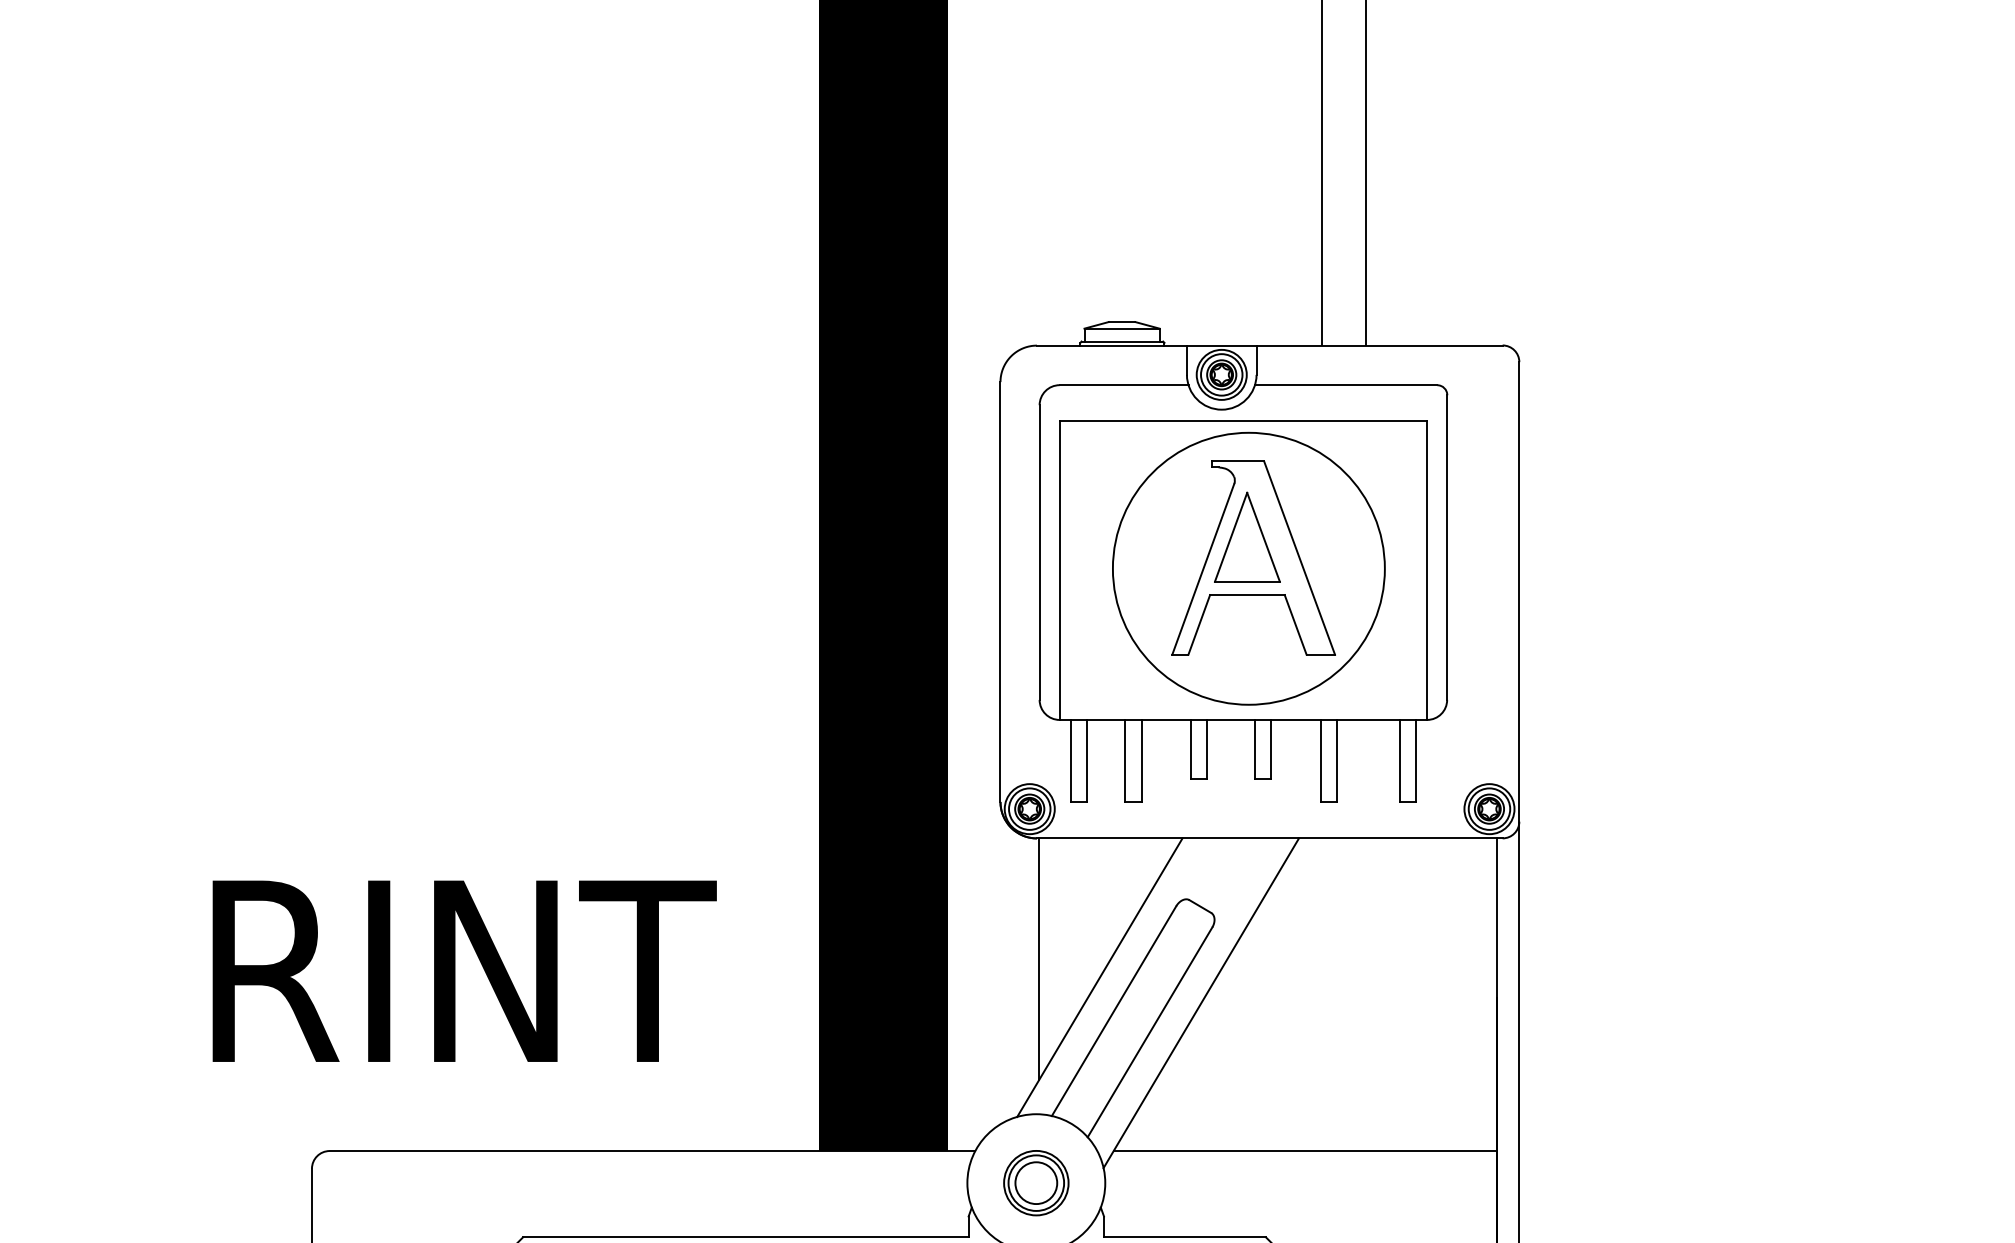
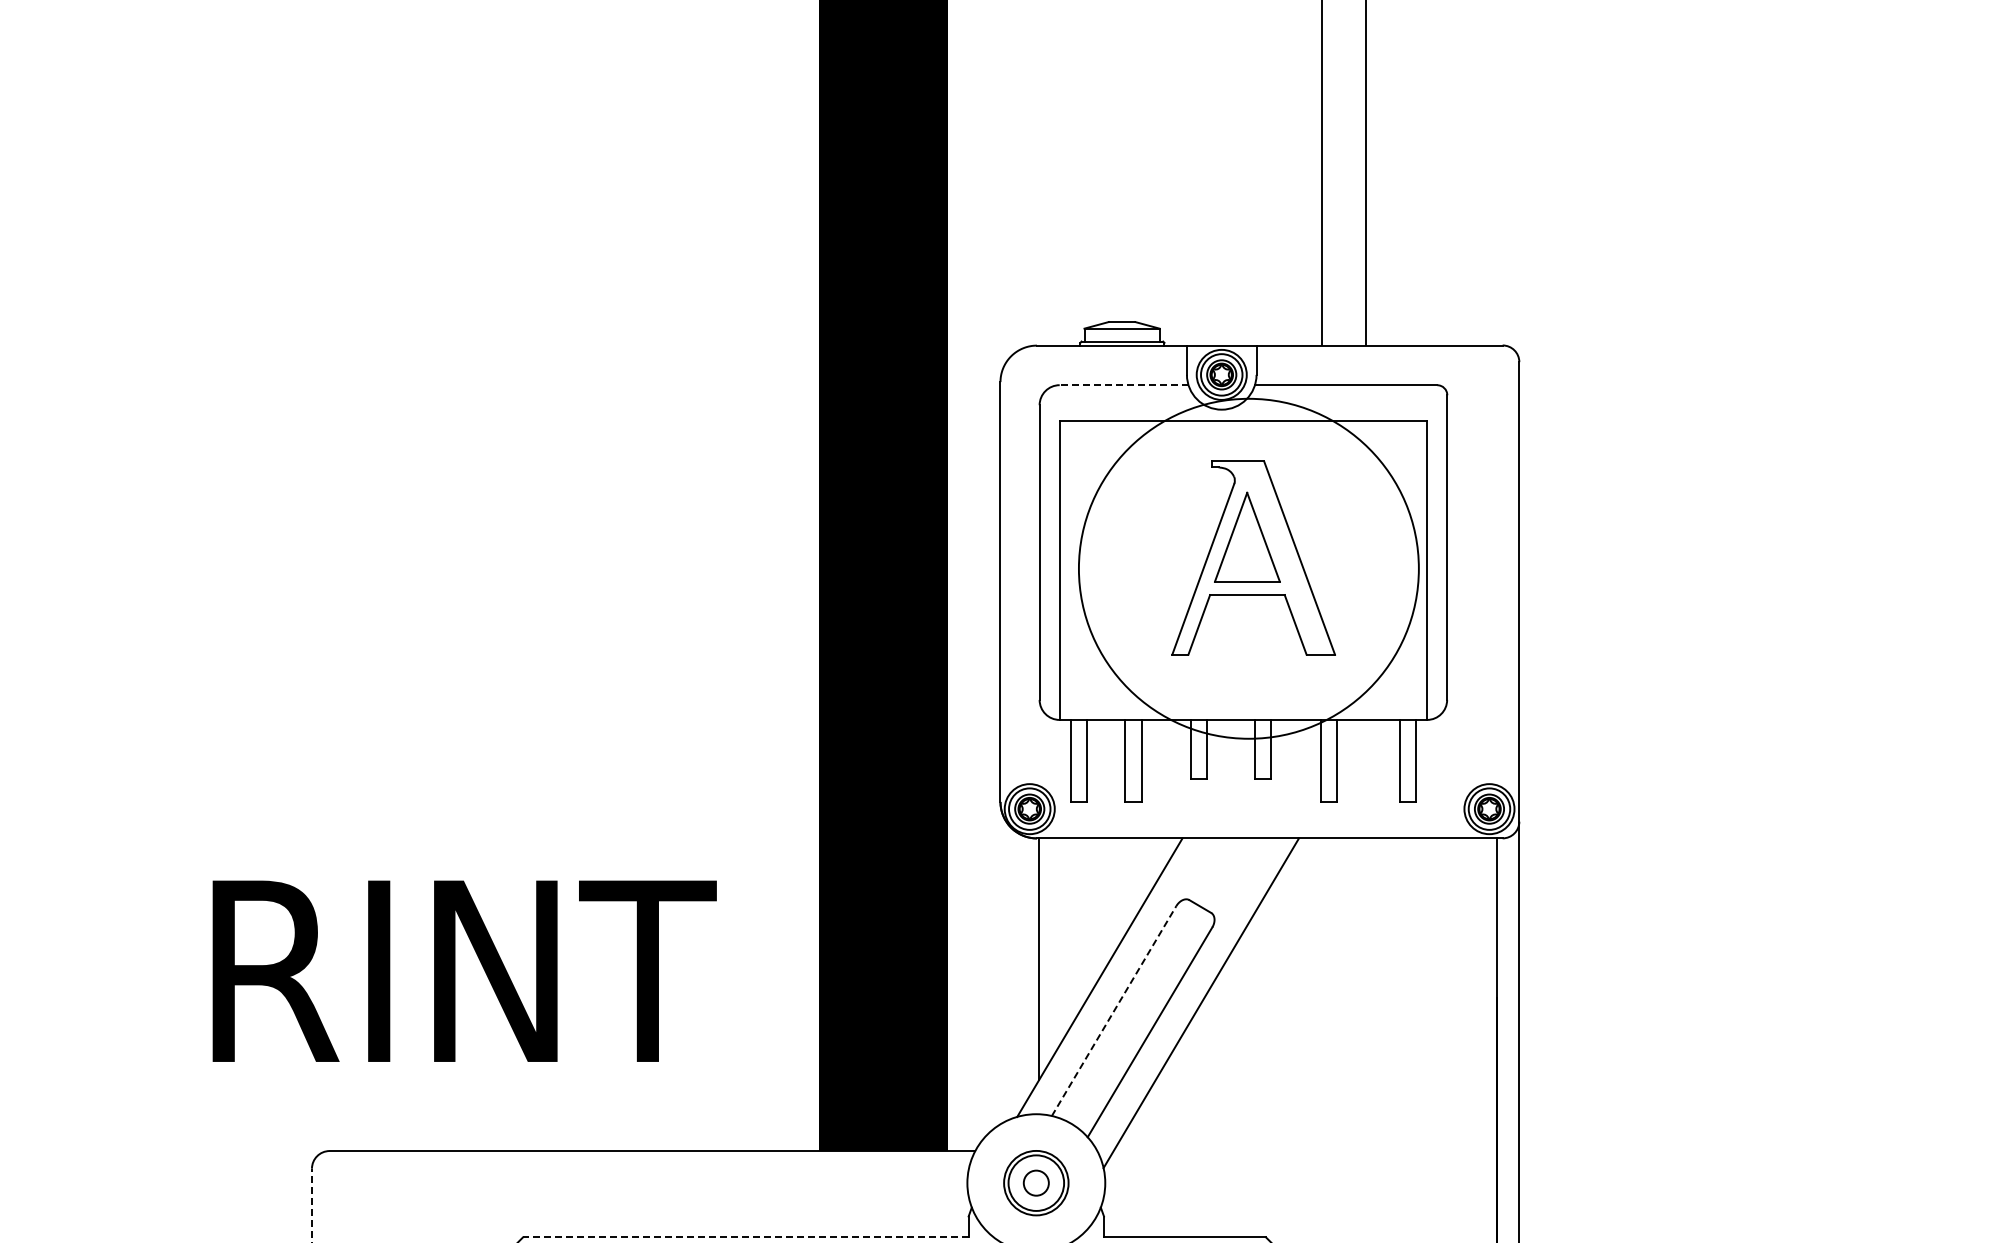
line: solid -> dashed (1123, 385)
circle diameter: 272 px -> 340 px (1248, 568)
line: solid -> dashed (1114, 1010)
line: present -> none (1304, 1151)
circle diameter: 42 px -> 25 px (1035, 1182)
line: solid -> dashed (312, 1205)
line: solid -> dashed (745, 1237)
